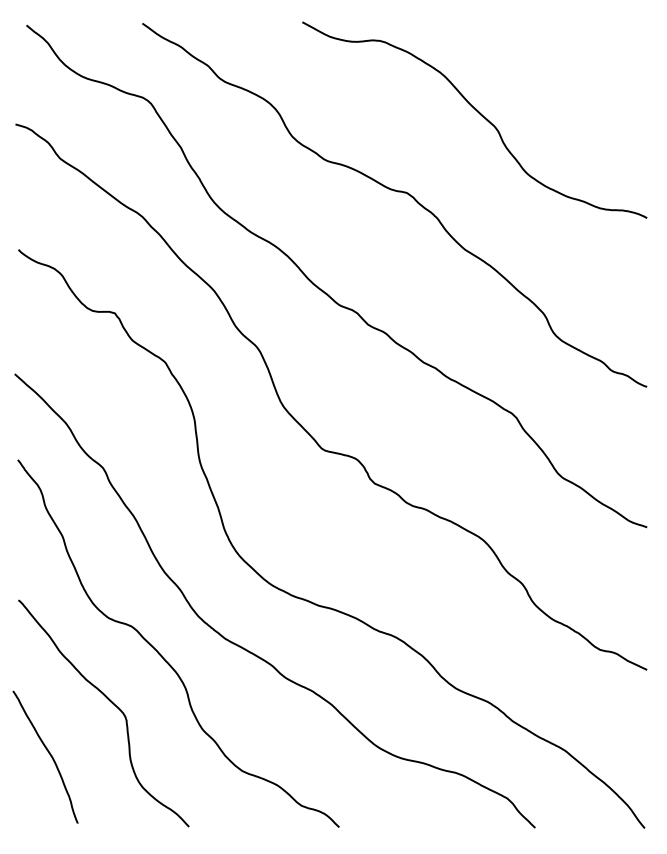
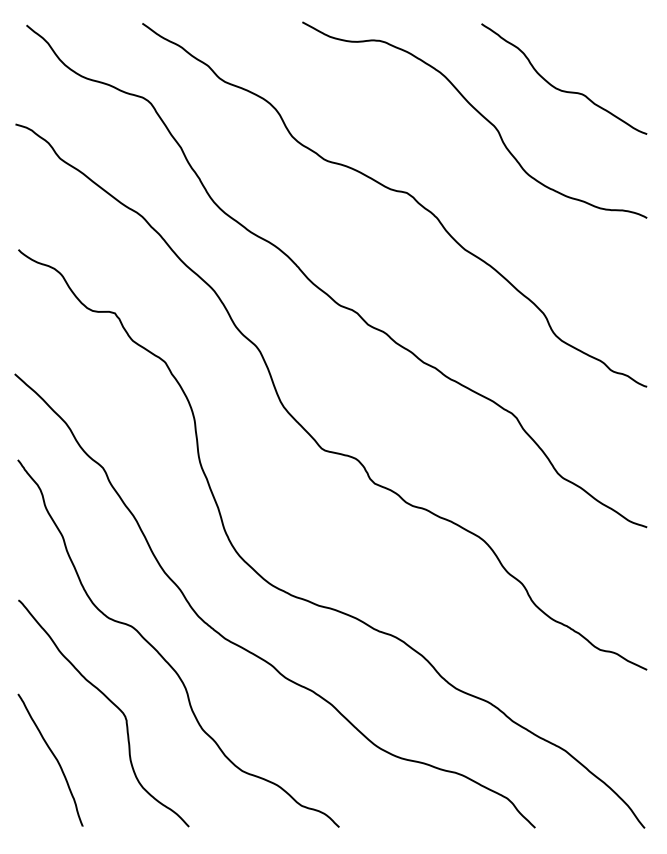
curve: none -> present (559, 88)
curve position: (48, 753) -> (53, 756) (53, 756)
